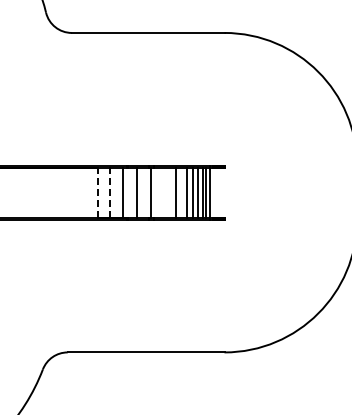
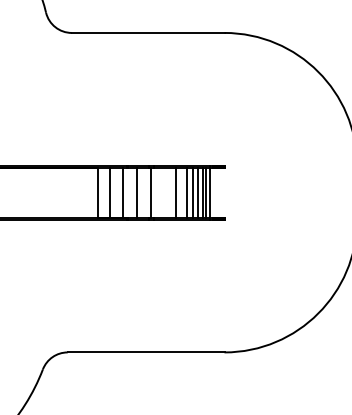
line: dashed -> solid (98, 192)
line: dashed -> solid (110, 192)
